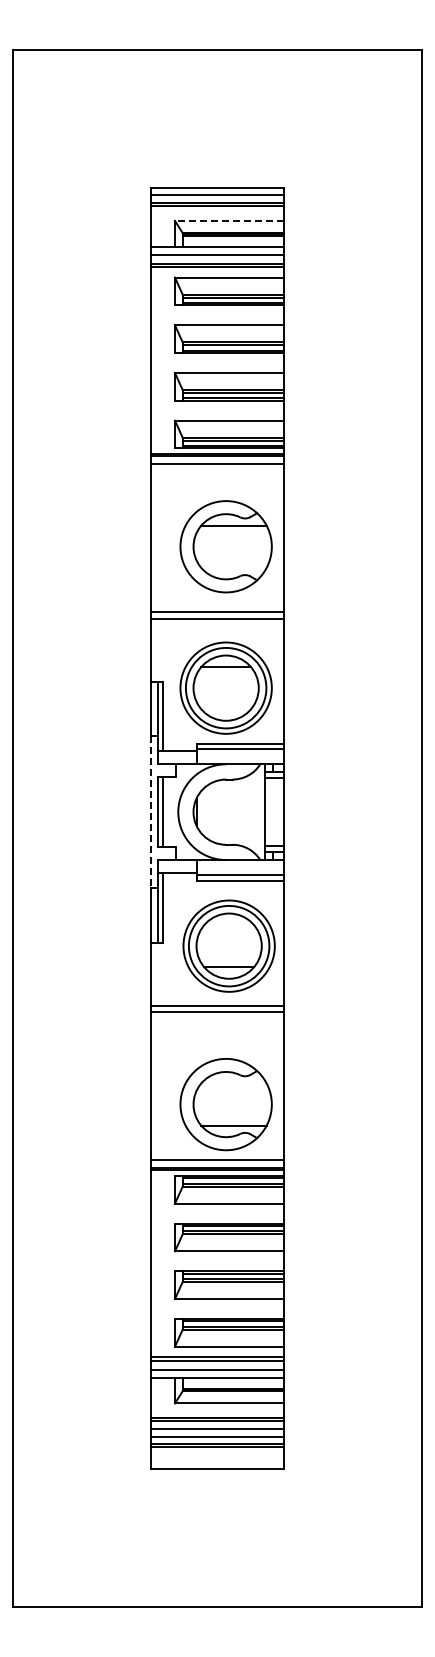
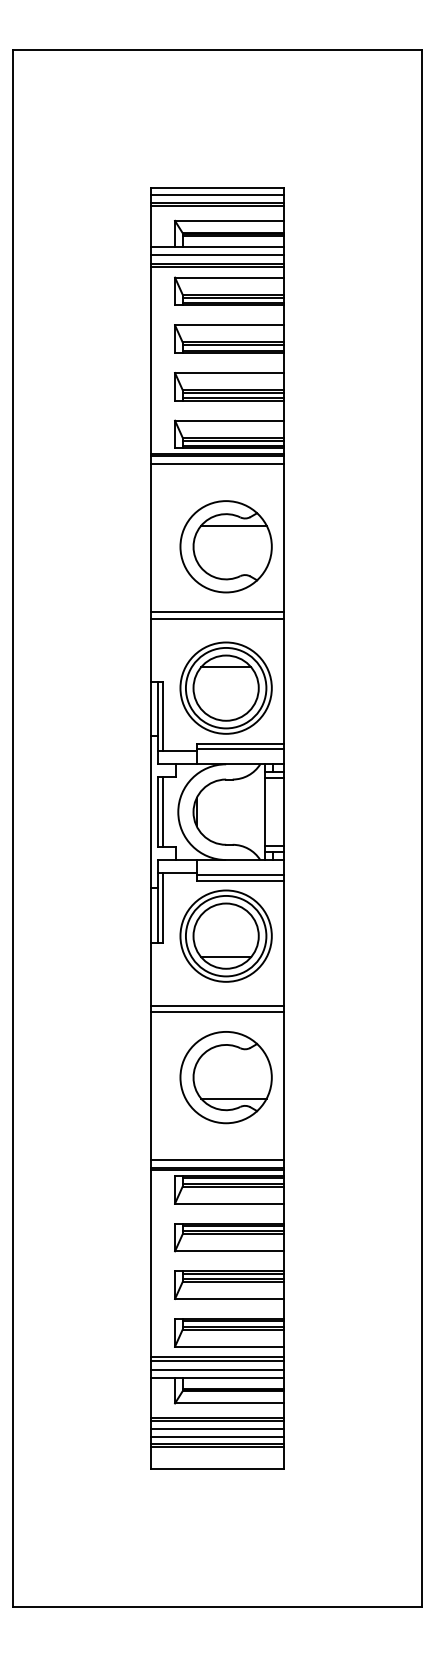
line: dashed -> solid (228, 220)
line: dashed -> solid (151, 812)
part position: (228, 945) -> (225, 935) (225, 935)
part position: (225, 1104) -> (225, 1077) (225, 1077)
